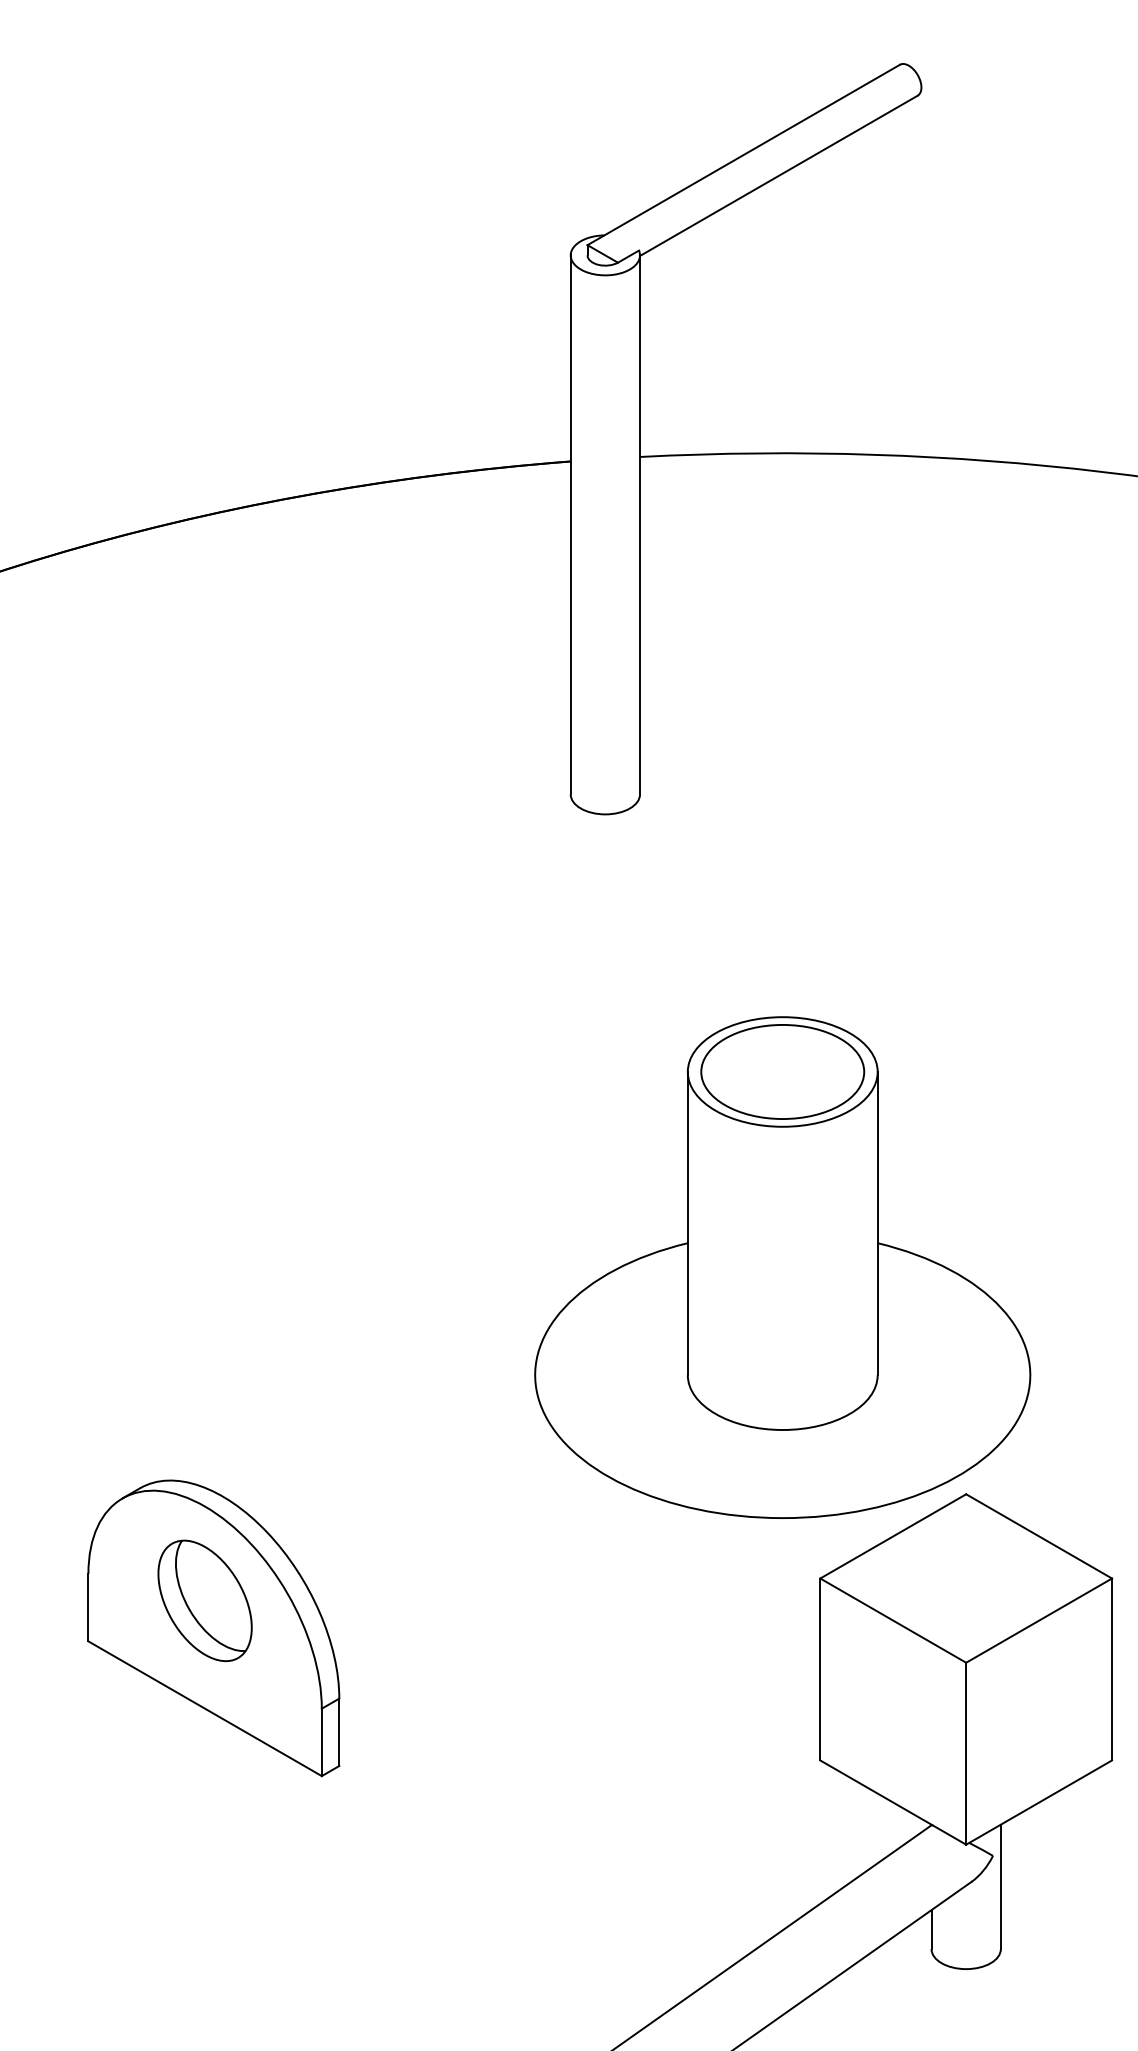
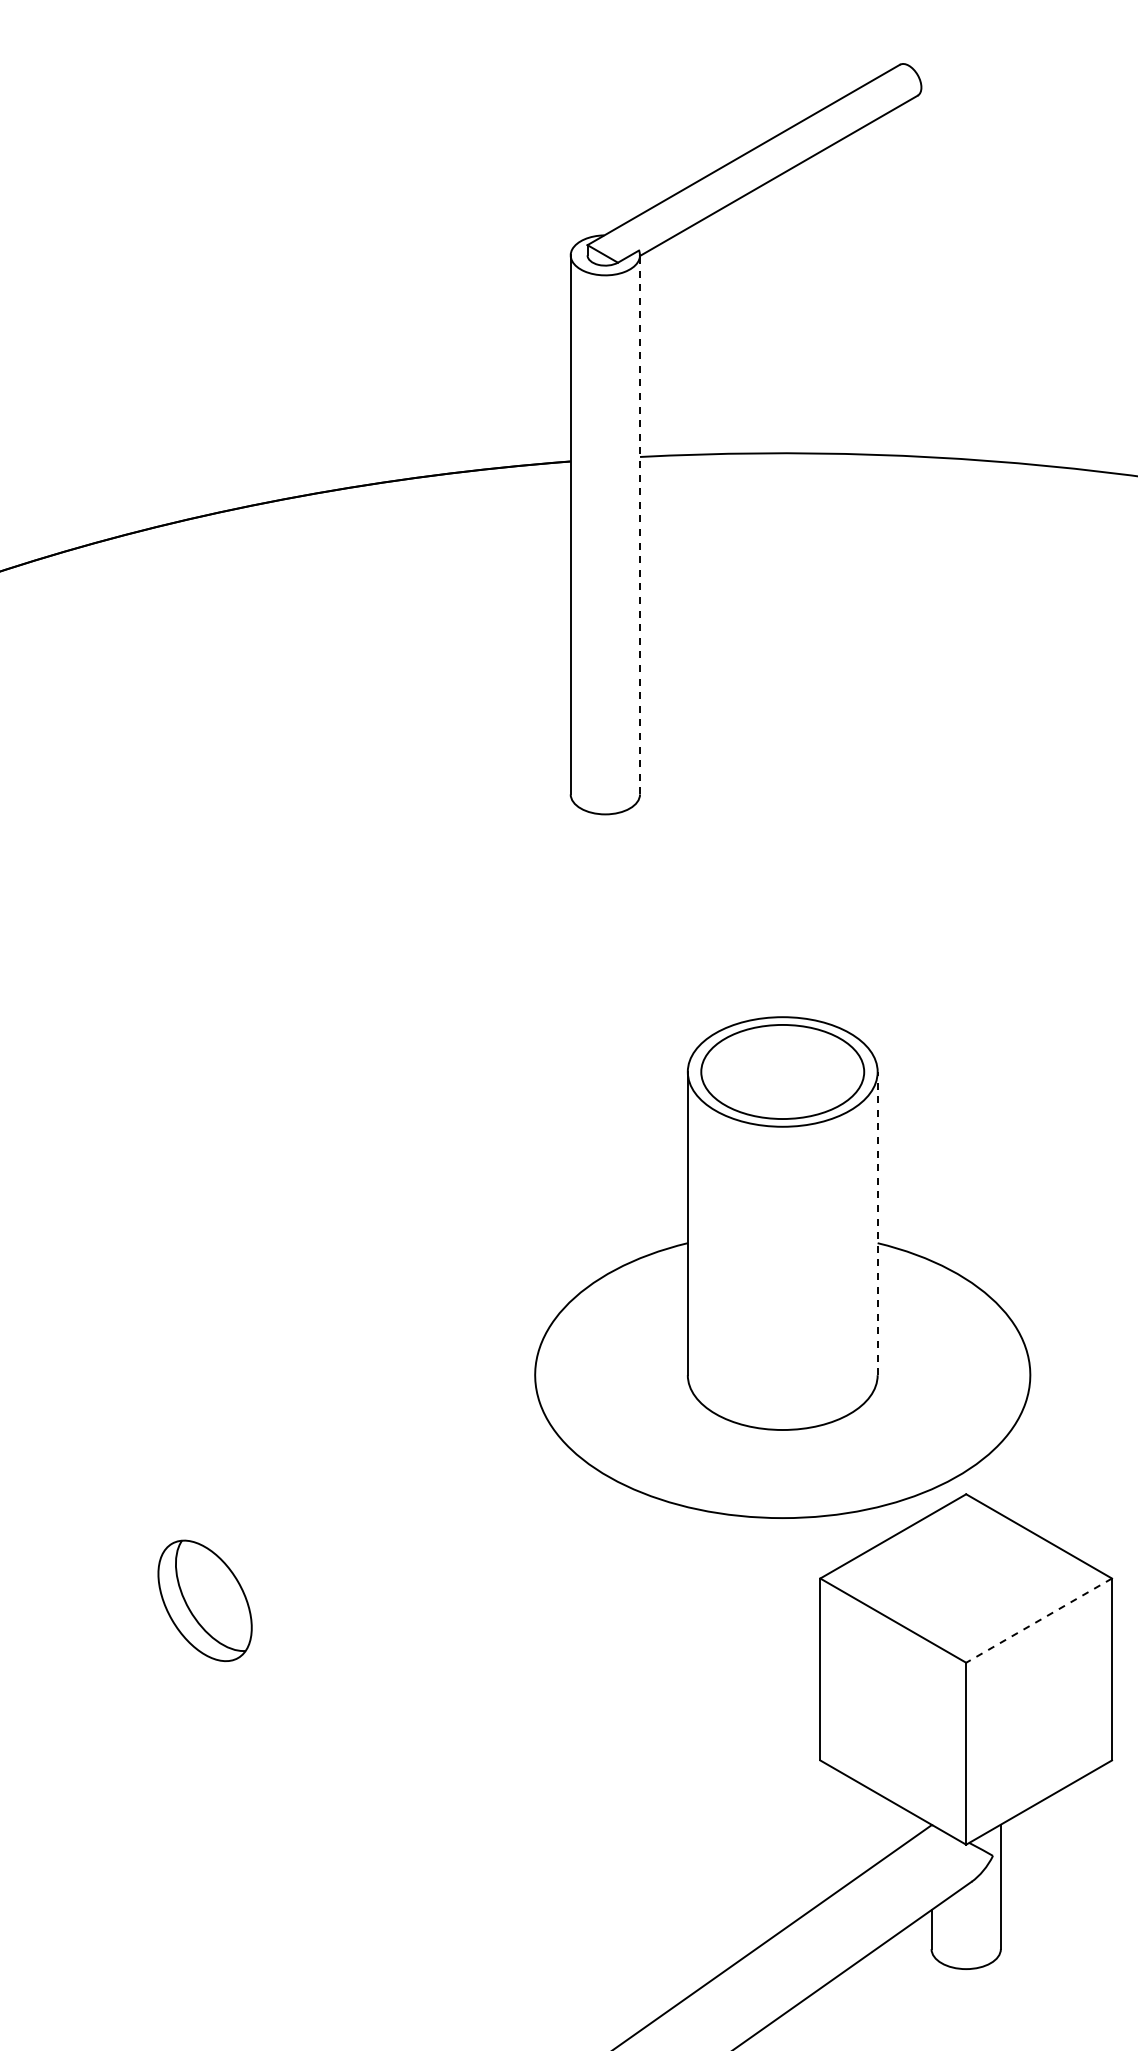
line: solid -> dashed (640, 524)
line: solid -> dashed (877, 1223)
line: solid -> dashed (1038, 1620)
part: present -> none (213, 1628)
